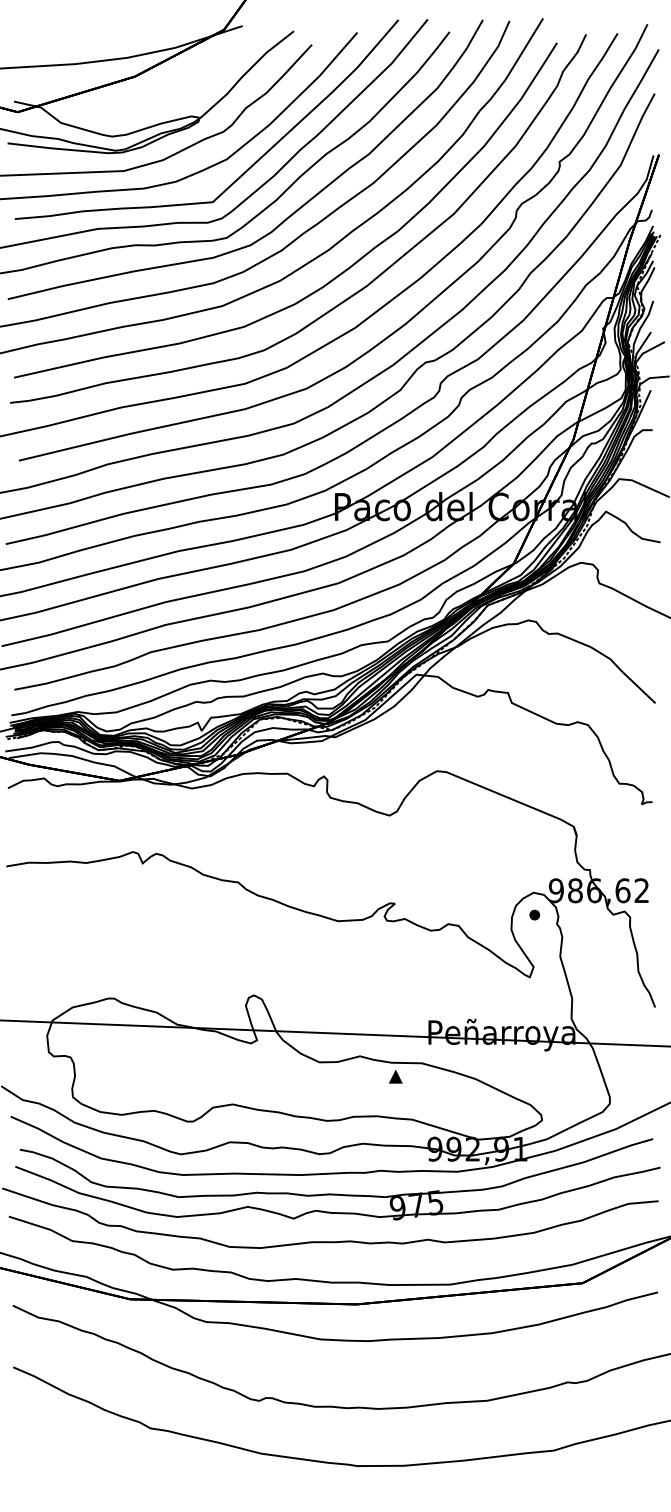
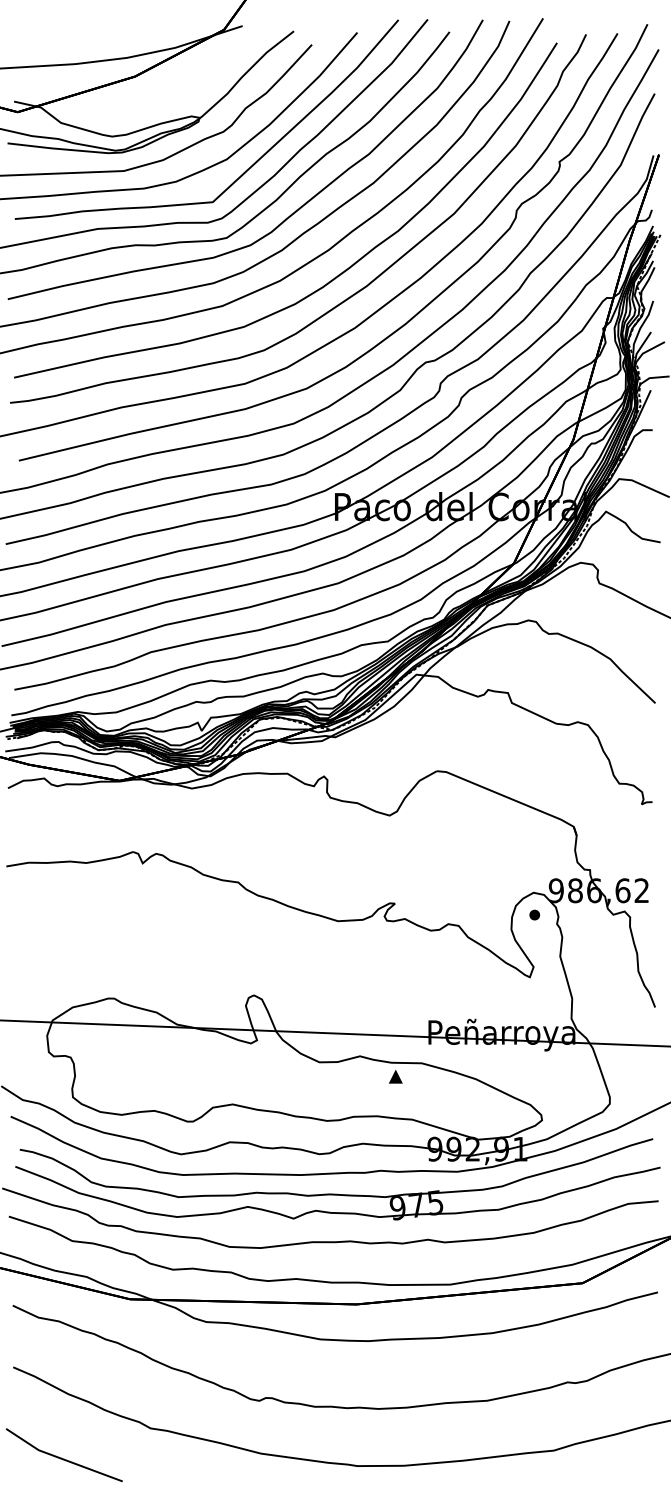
line: none -> present (61, 1457)
